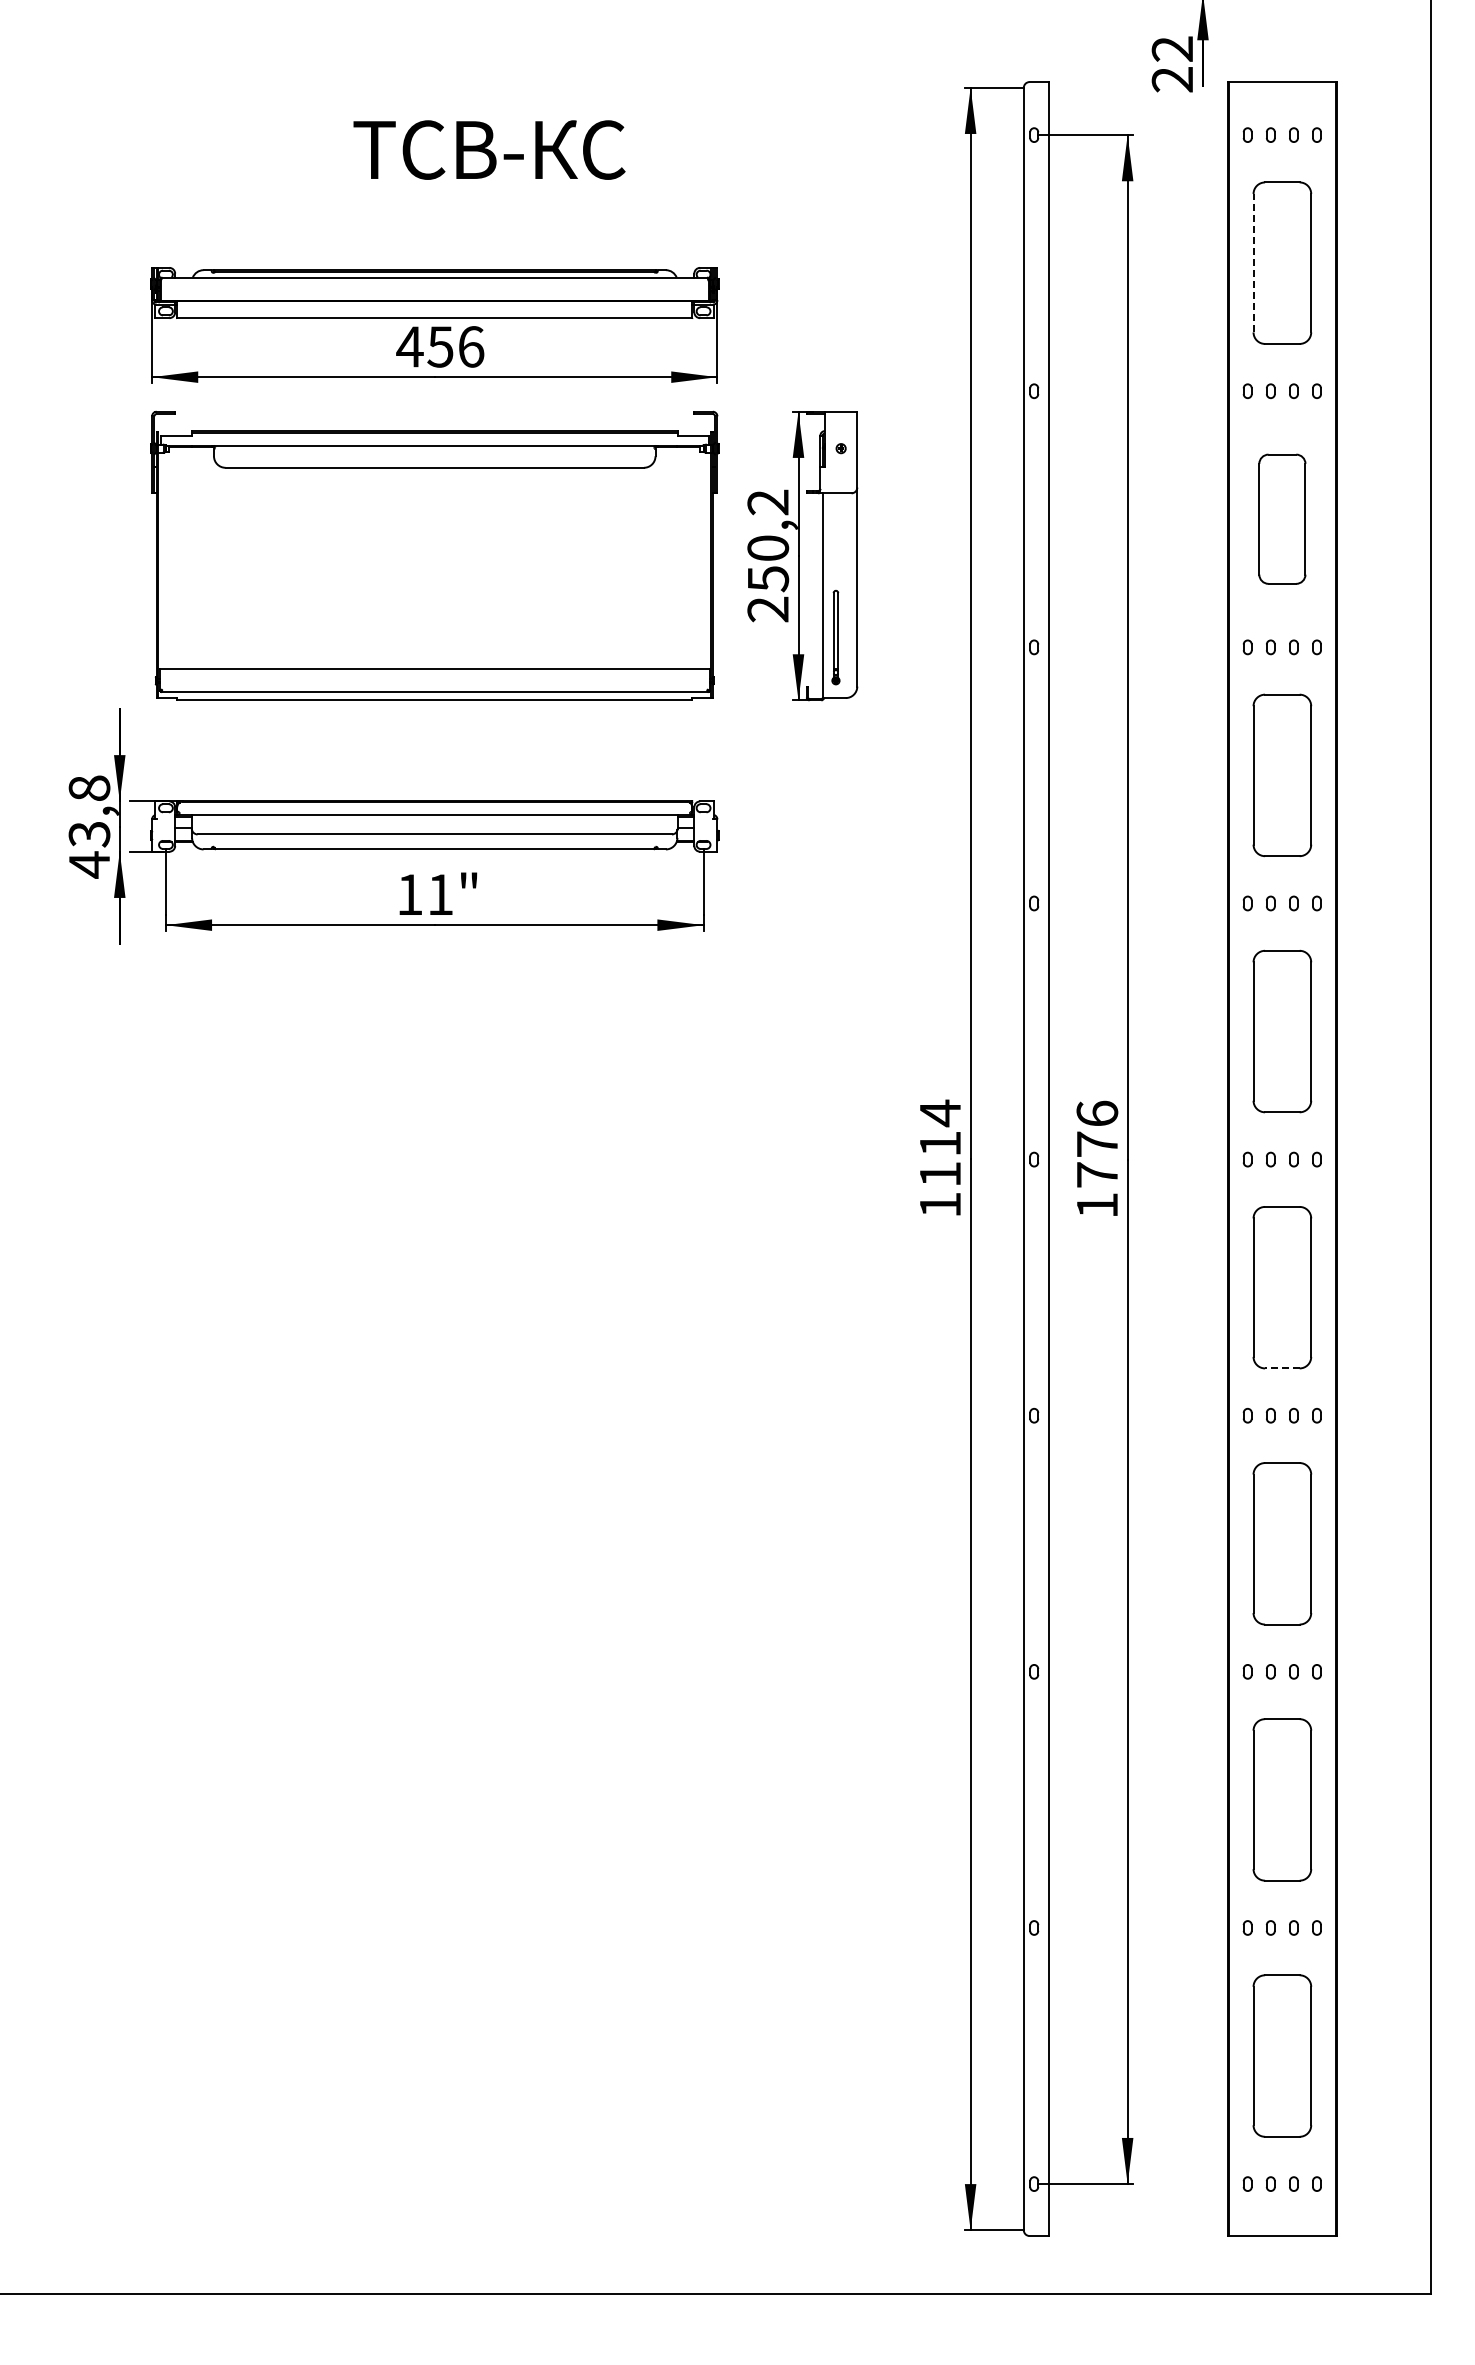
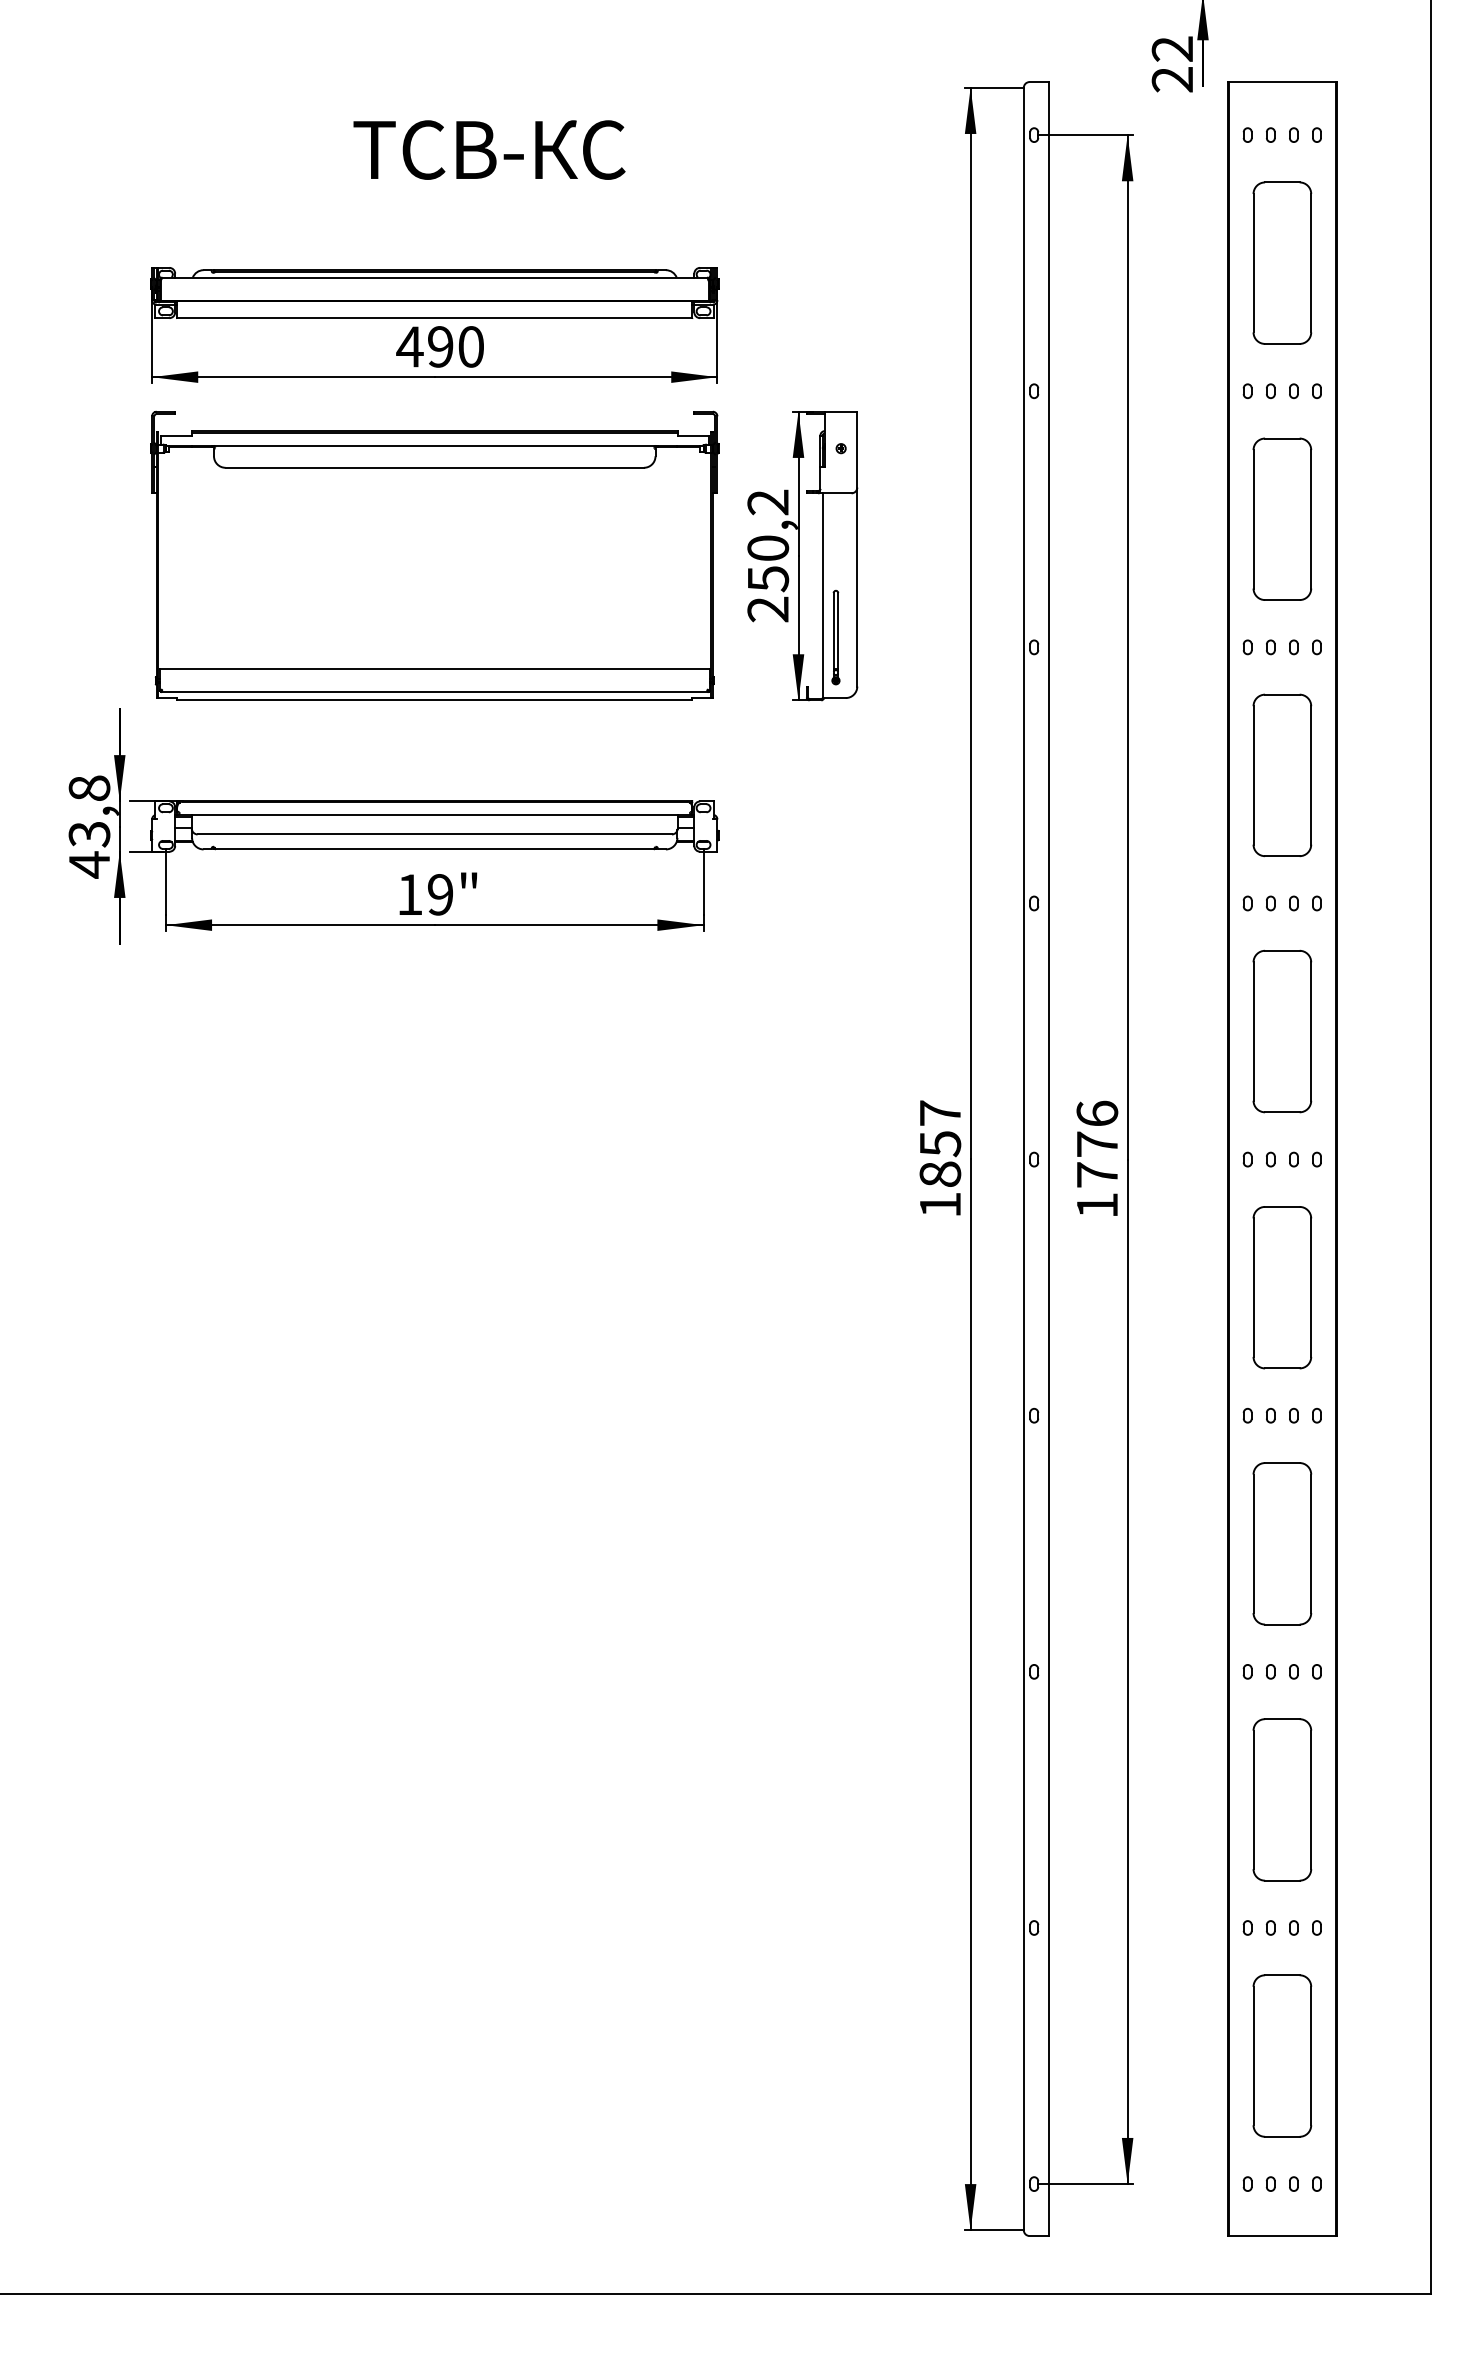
line: dashed -> solid (1253, 262)
text: 456 -> 490 (455, 346)
part size: 49x132 px -> 61x164 px (1282, 518)
text: 11" -> 19" (440, 894)
text: 1114 -> 1857 (940, 1142)
line: dashed -> solid (1281, 1368)
